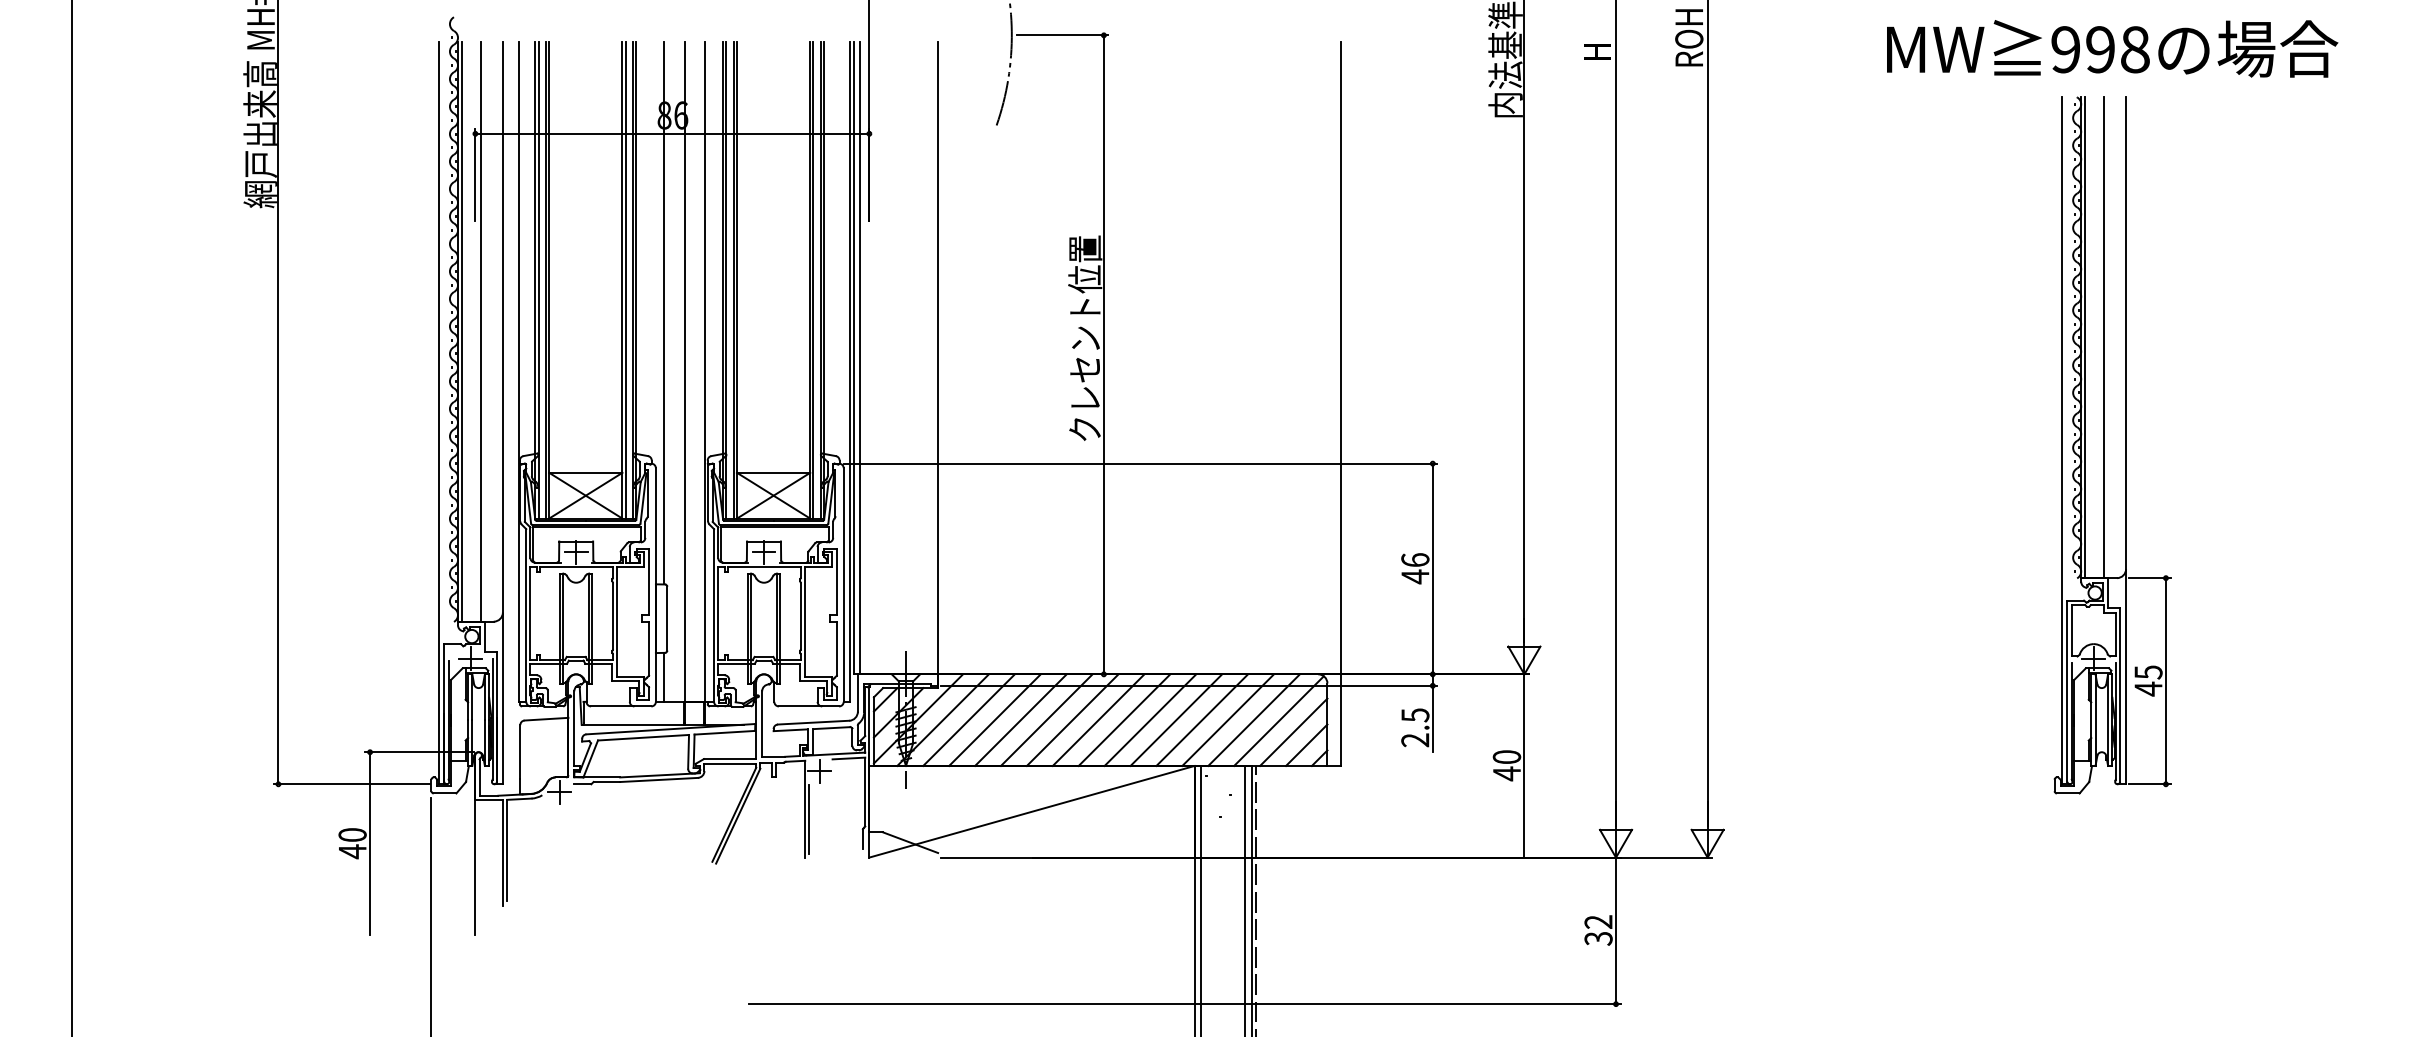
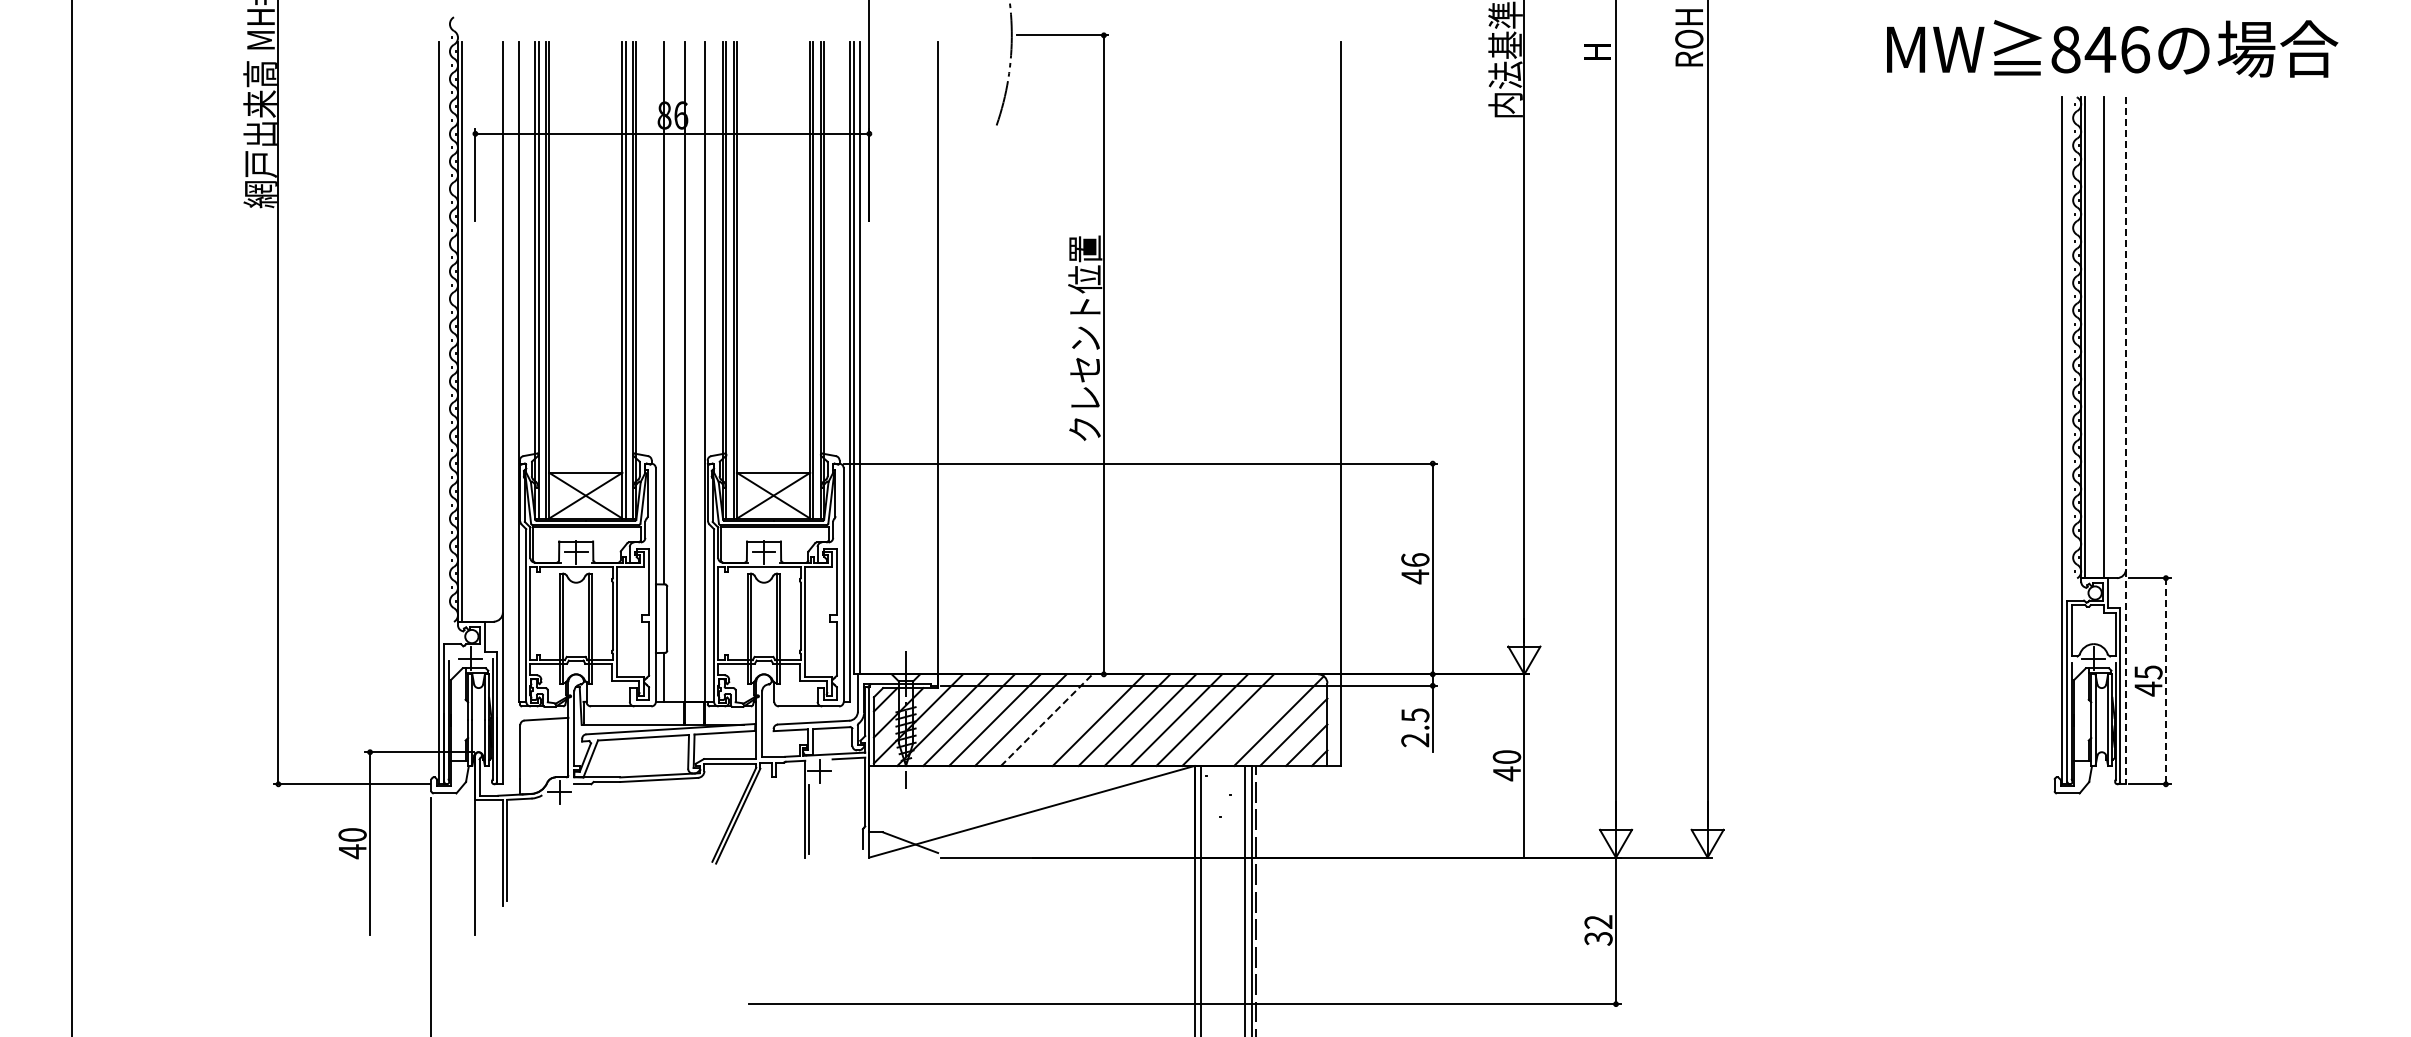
text: 998 -> 846 (2100, 49)
line: present -> none (480, 331)
line: solid -> dashed (2126, 440)
line: solid -> dashed (2165, 681)
line: present -> none (1072, 719)
line: present -> none (1253, 719)
line: solid -> dashed (1046, 720)
